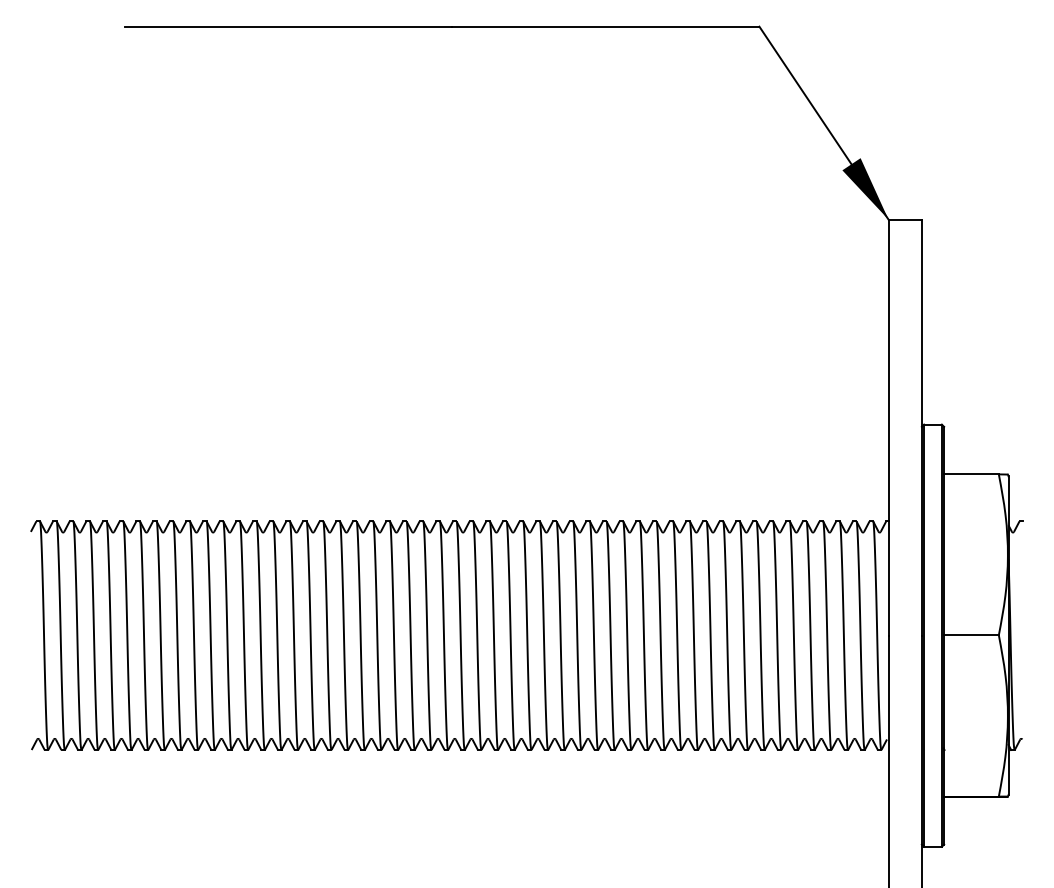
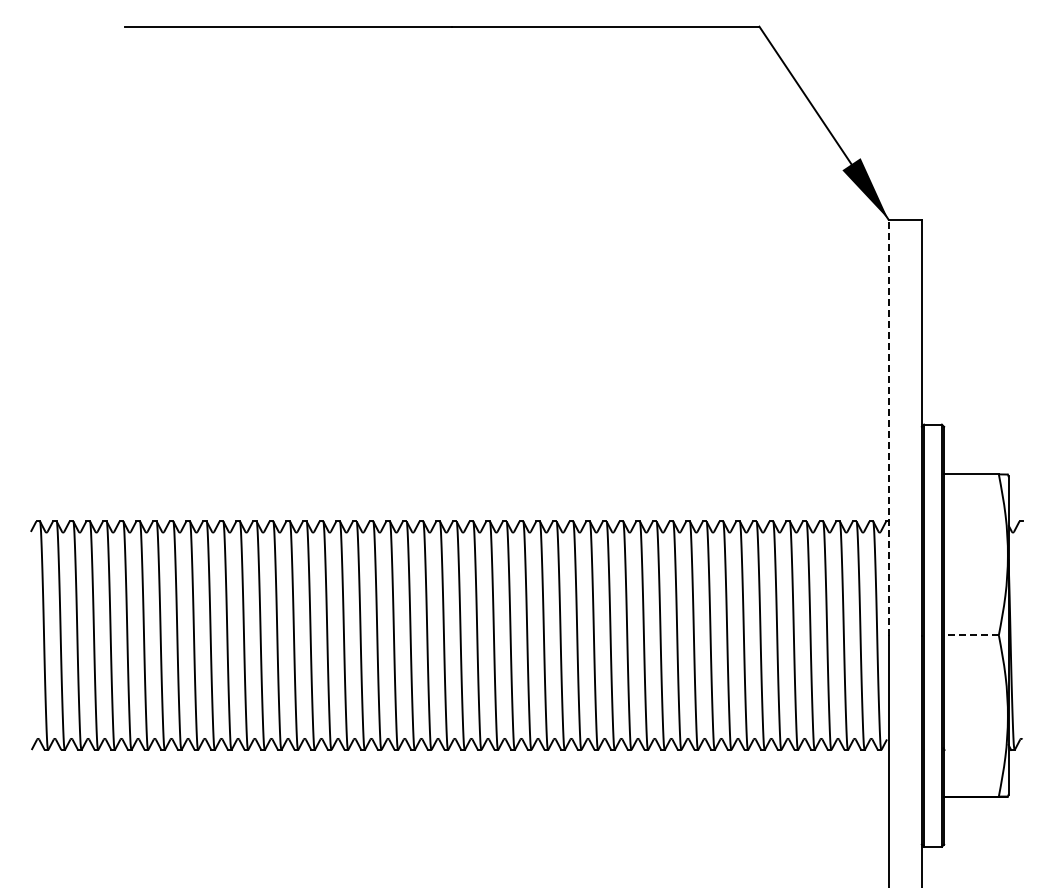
line: solid -> dashed (888, 427)
line: solid -> dashed (970, 635)
